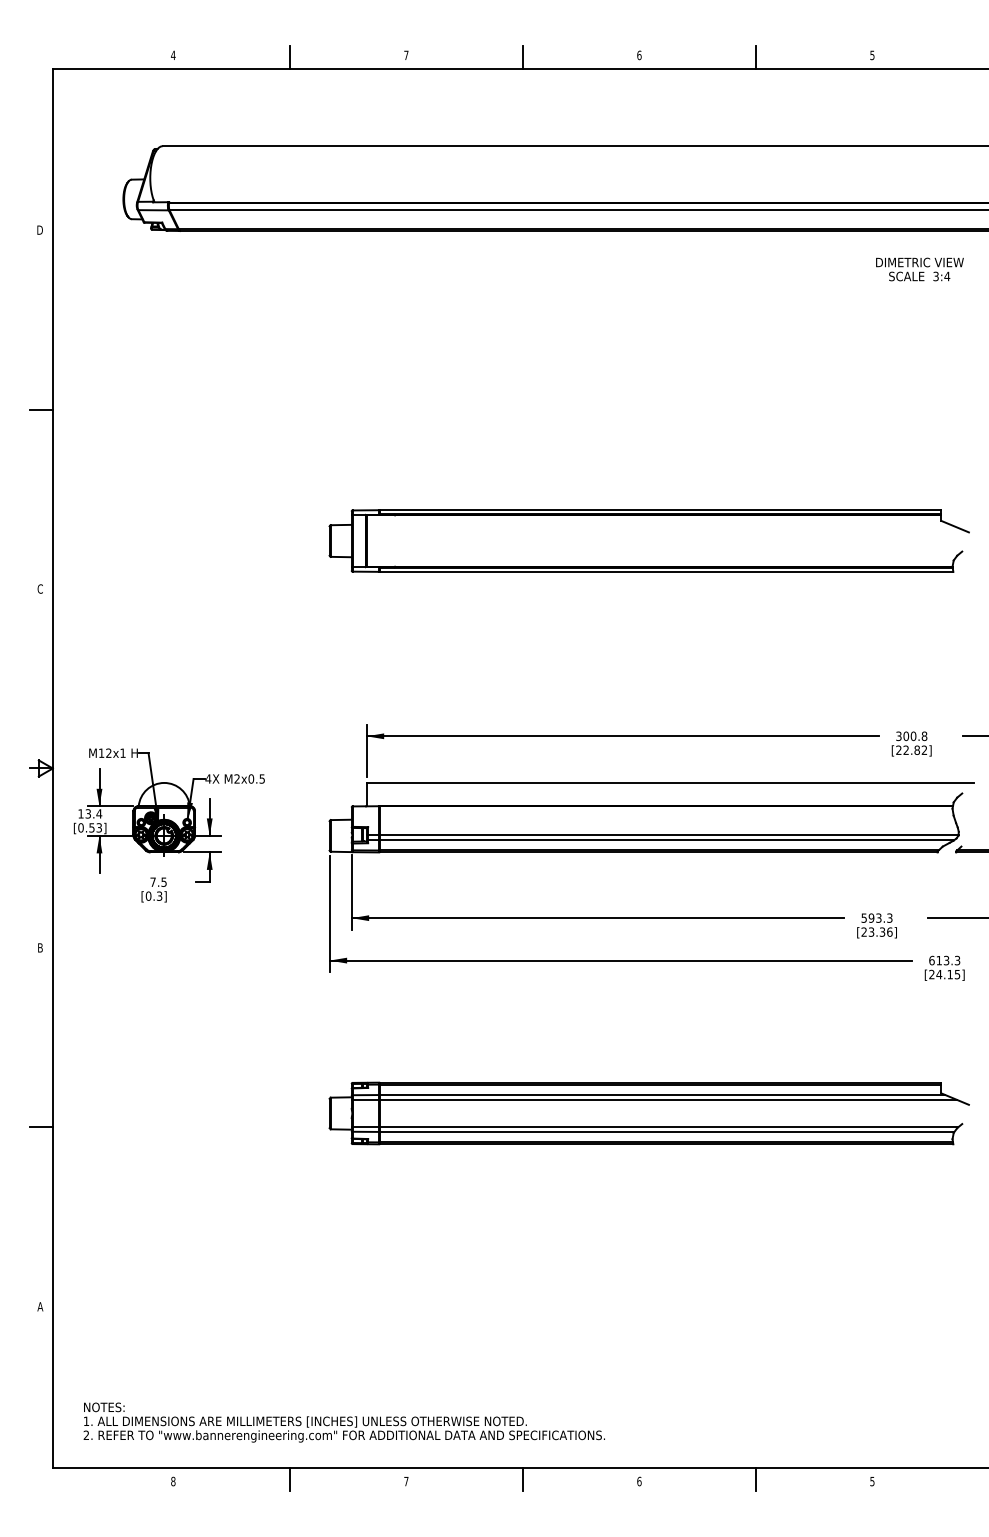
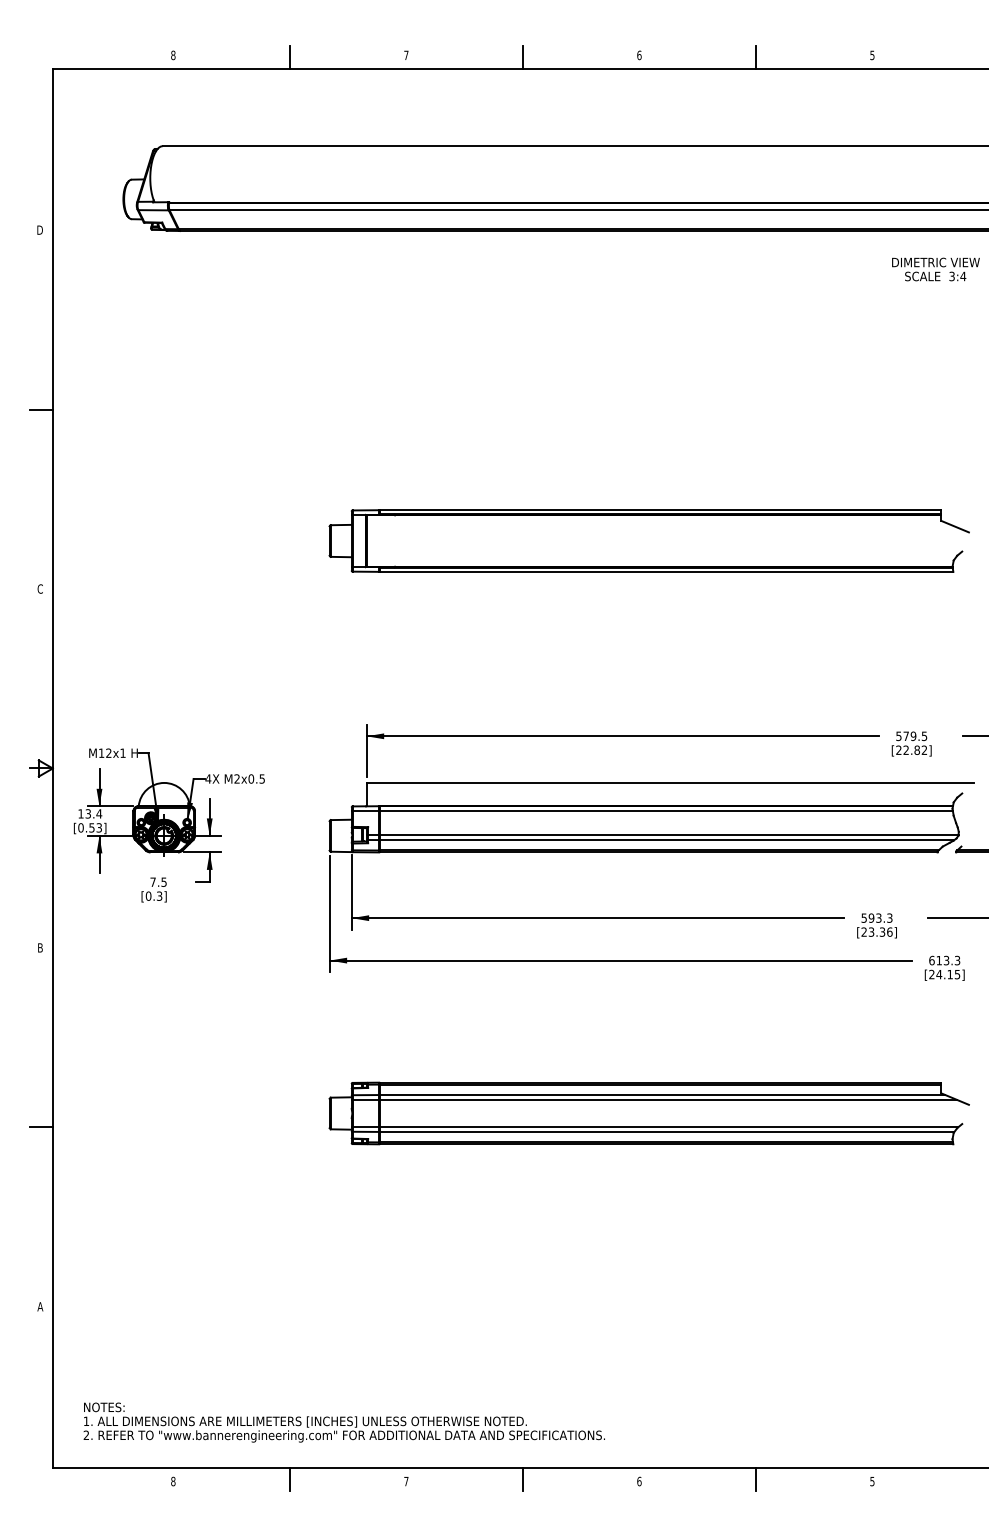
text: 4 -> 8 (173, 55)
text position: (919, 269) -> (935, 269) (935, 269)
text: 300.8 -> 579.5 (911, 736)
line: none -> present (651, 811)
